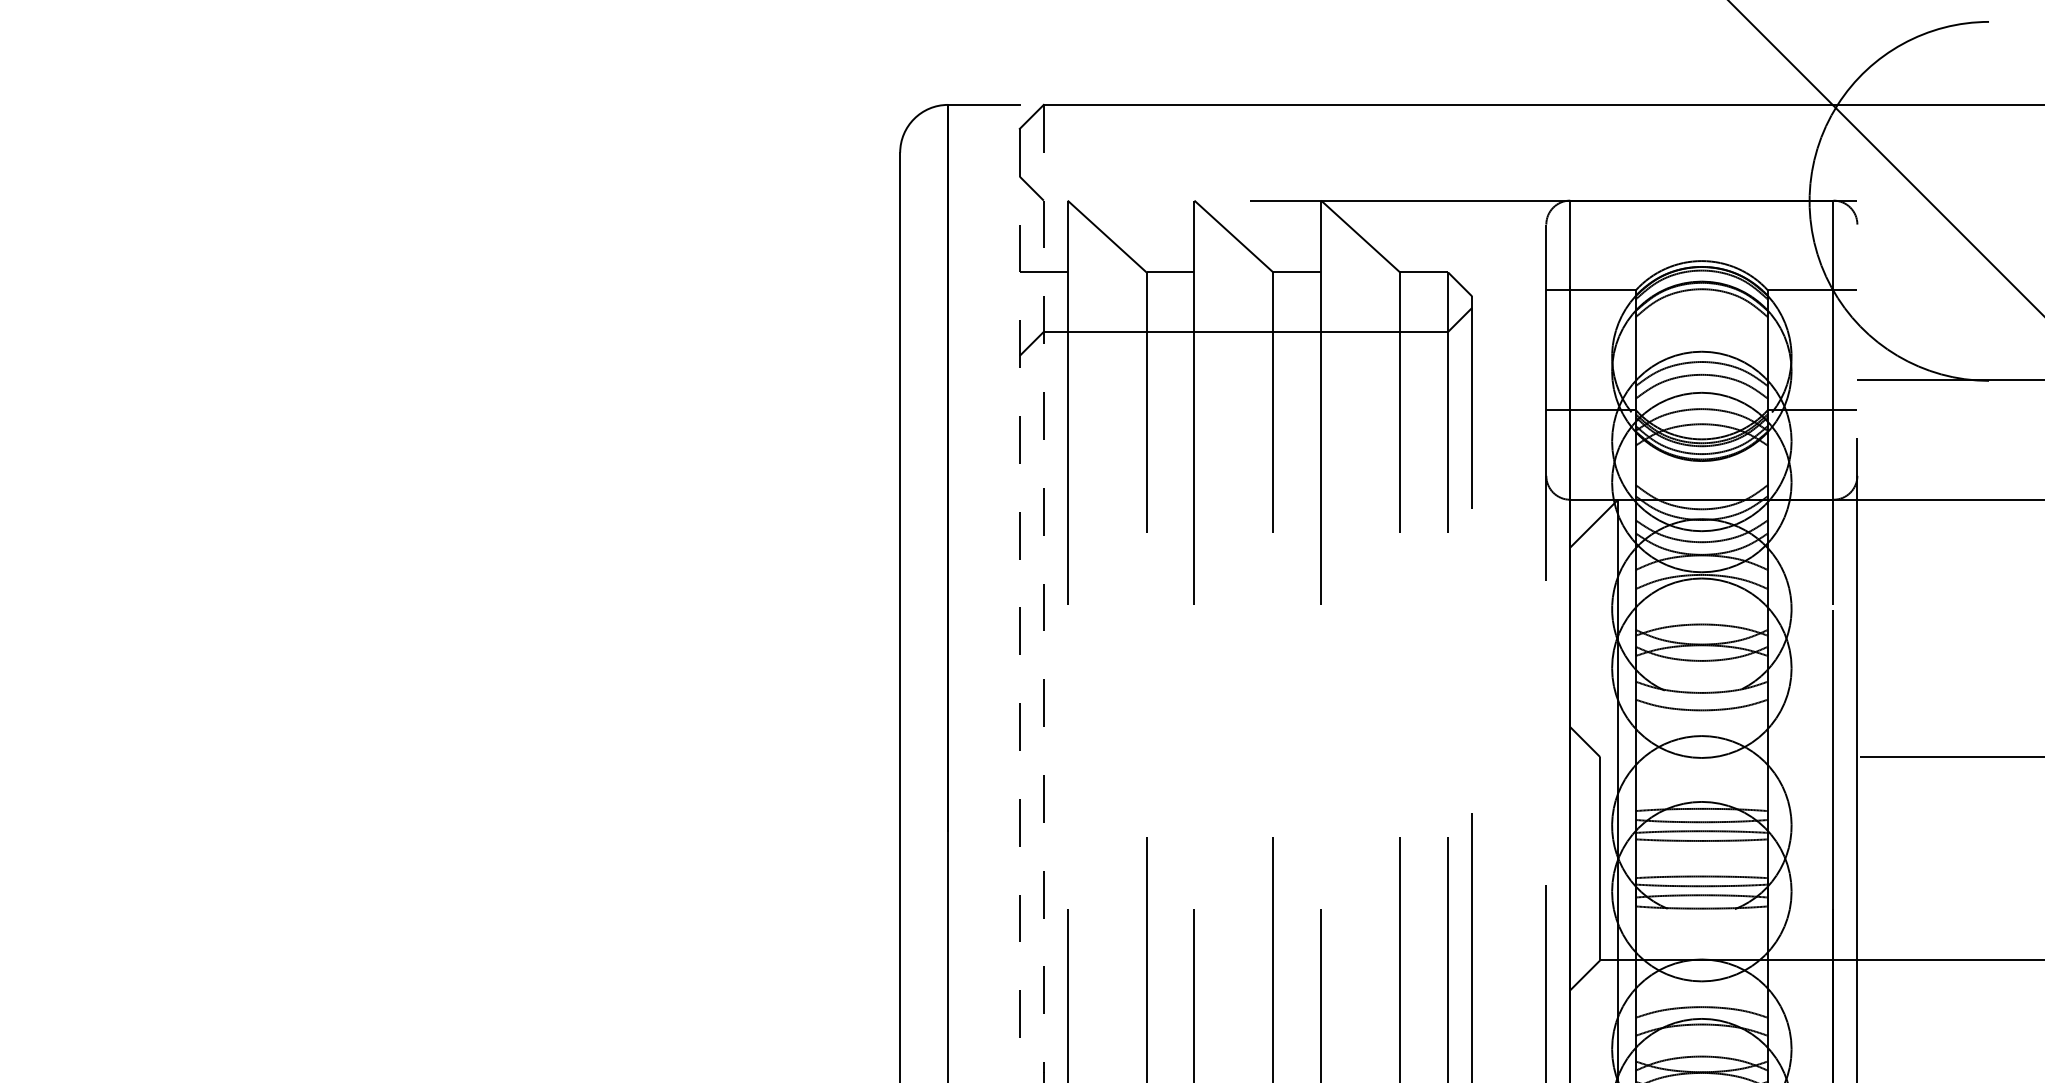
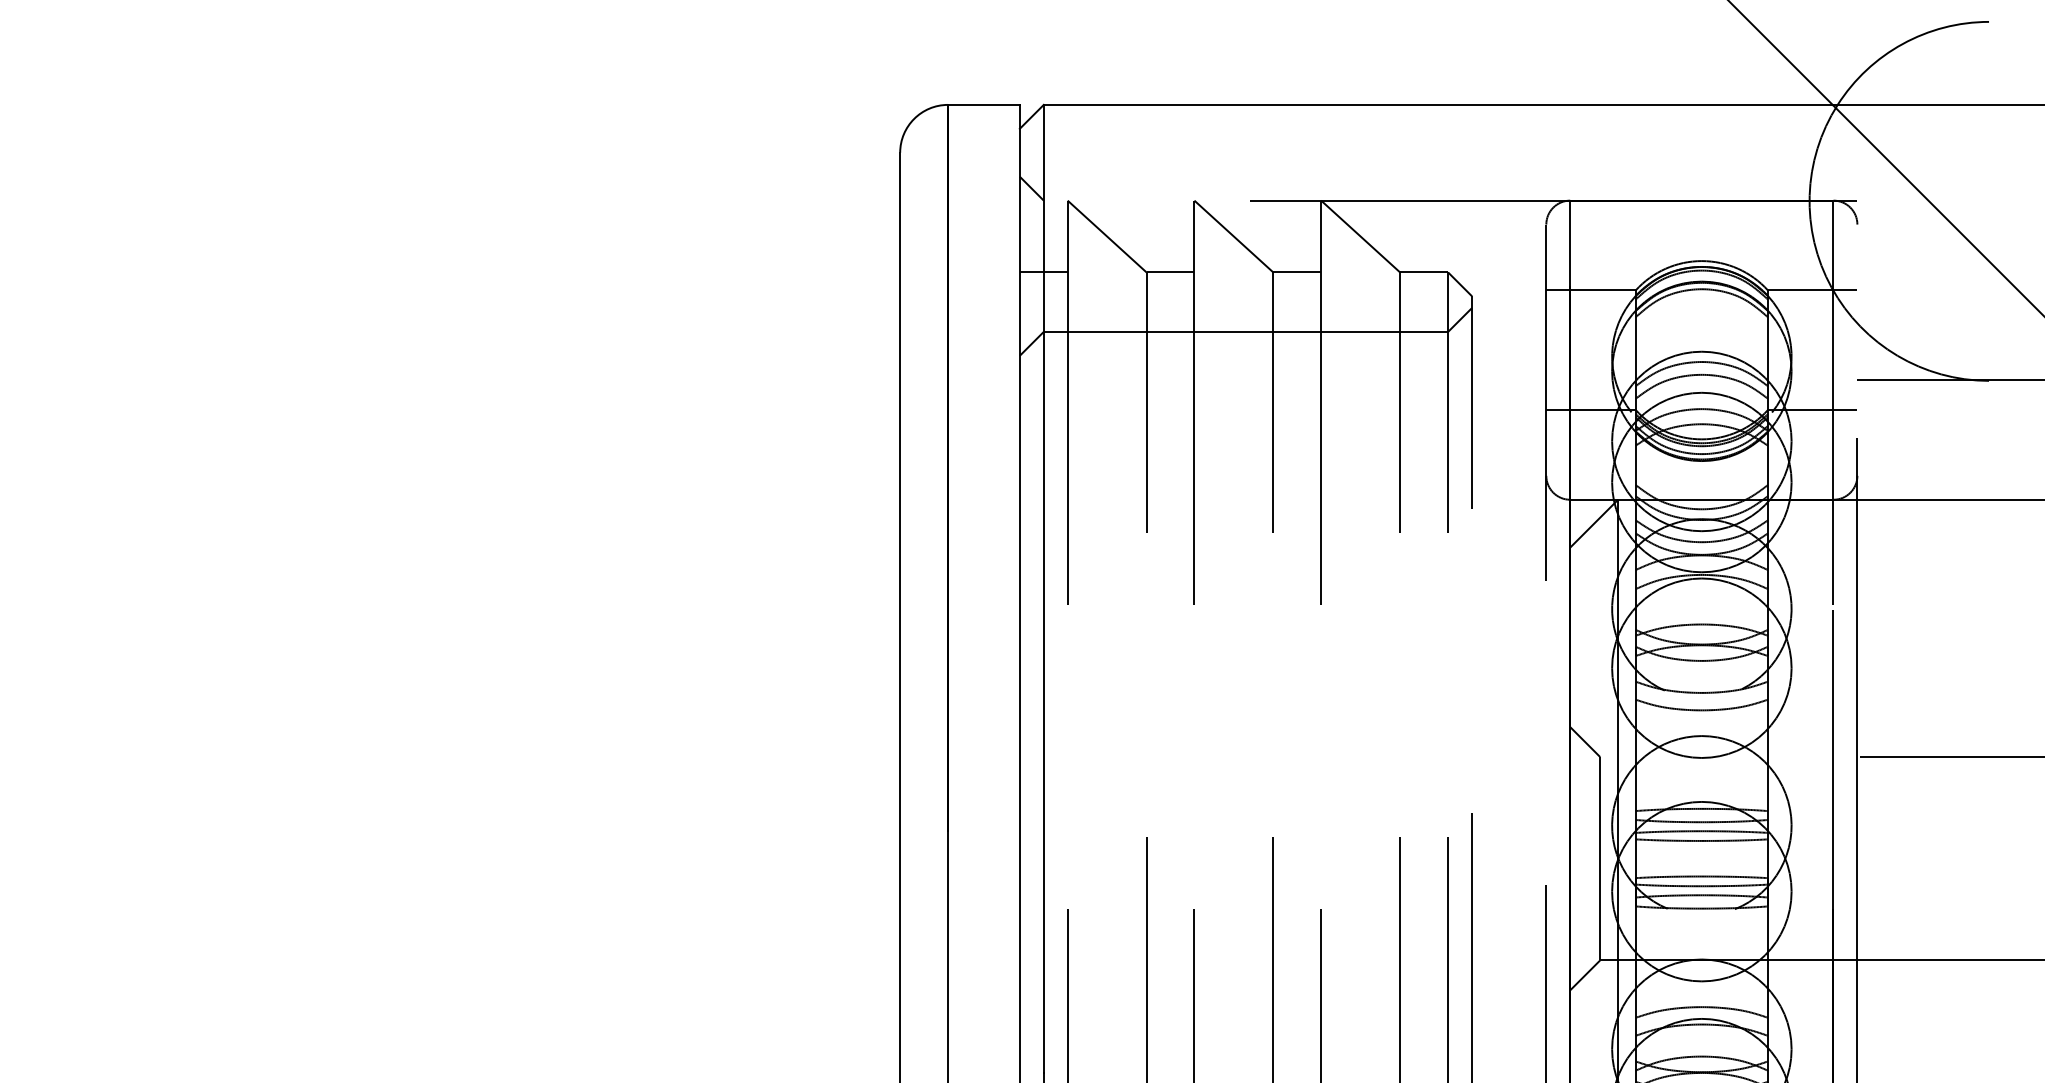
line: dashed -> solid (1043, 589)
line: dashed -> solid (1019, 593)
